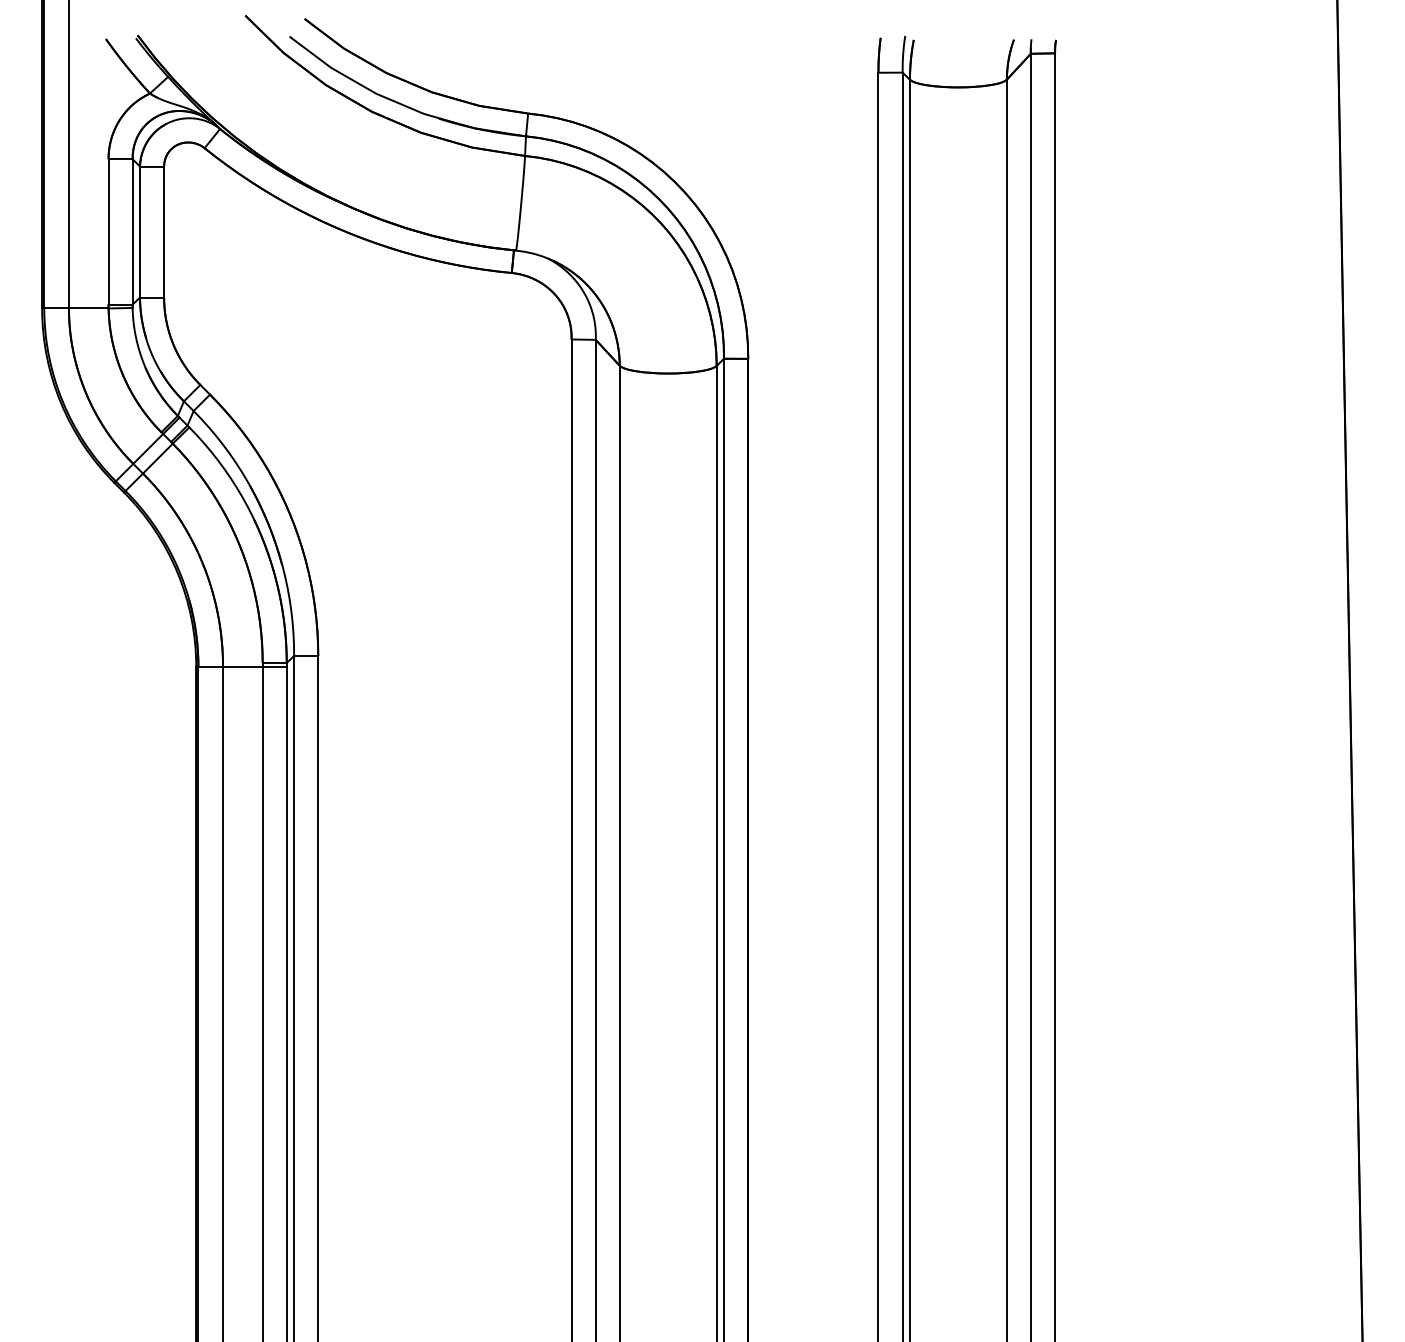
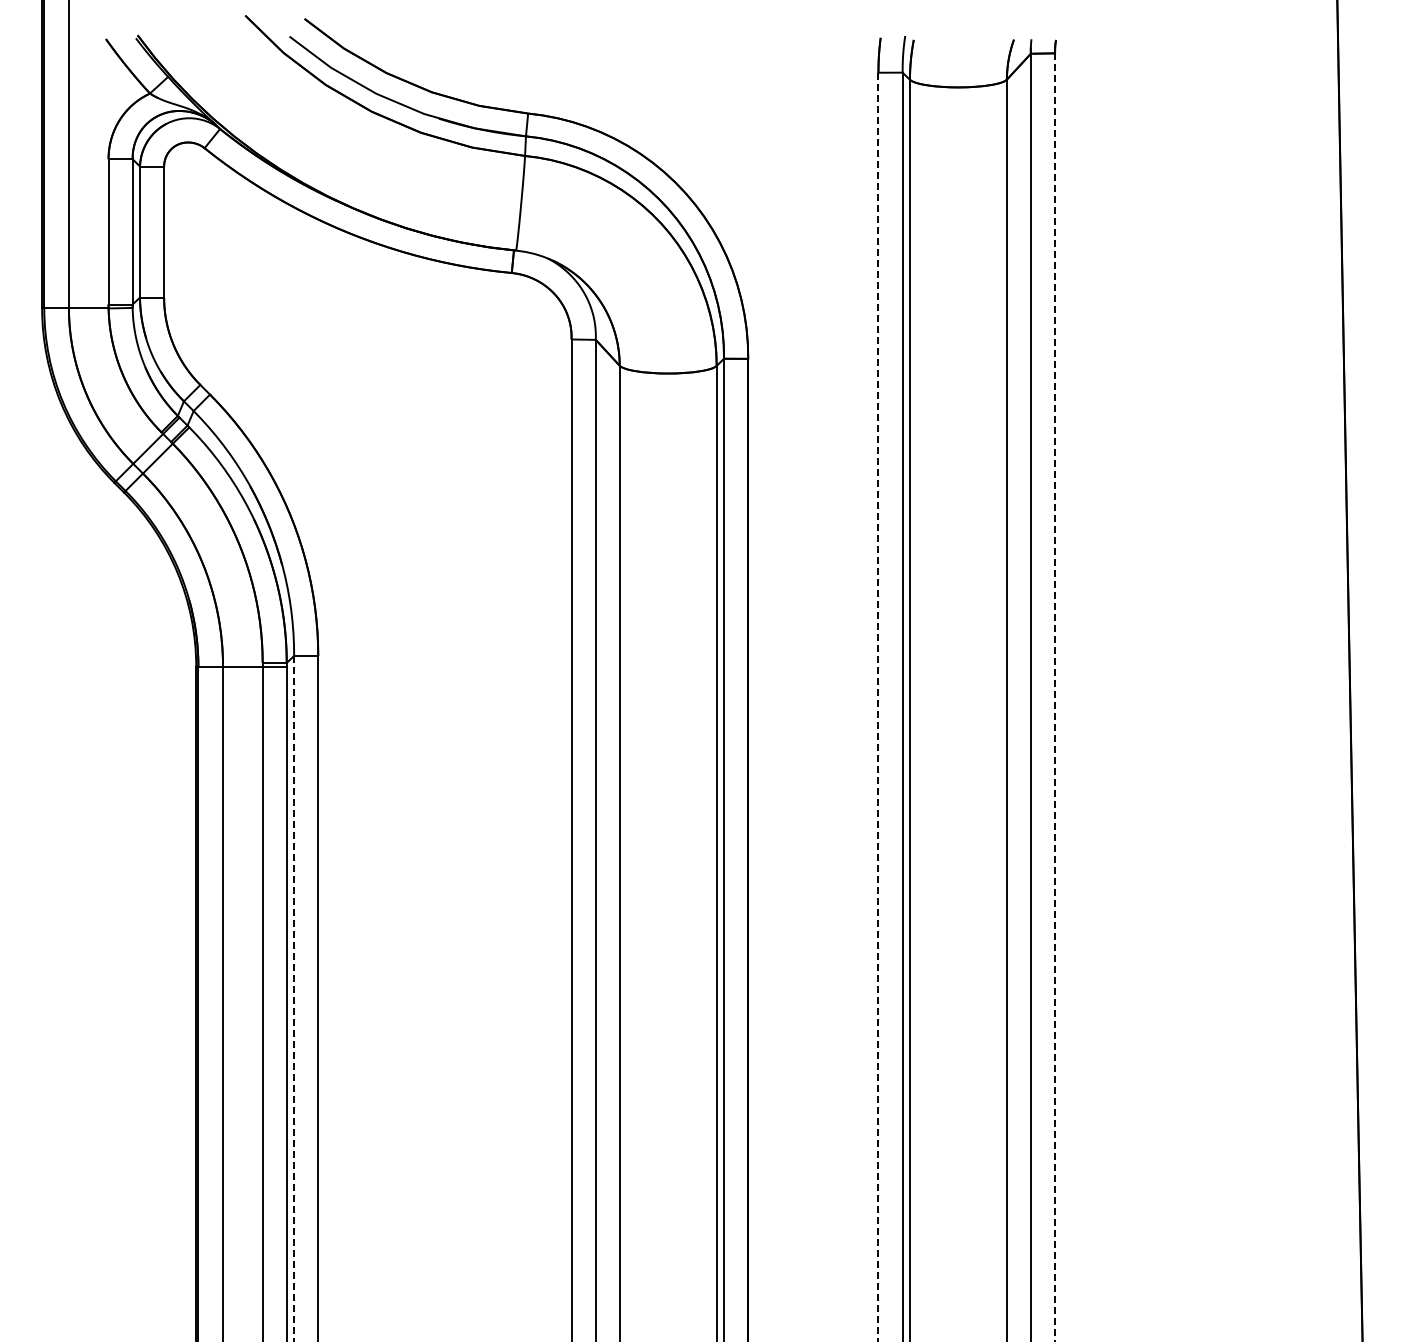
line: solid -> dashed (1055, 698)
line: solid -> dashed (878, 707)
line: solid -> dashed (294, 998)
